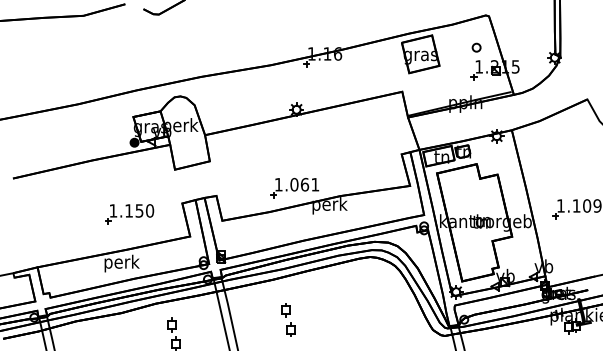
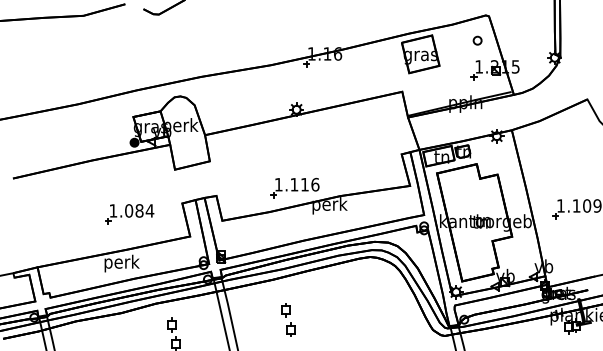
part position: (476, 47) -> (477, 40) (477, 40)
text: 1.061 -> 1.116 (304, 184)
text: 1.150 -> 1.084 (139, 210)
